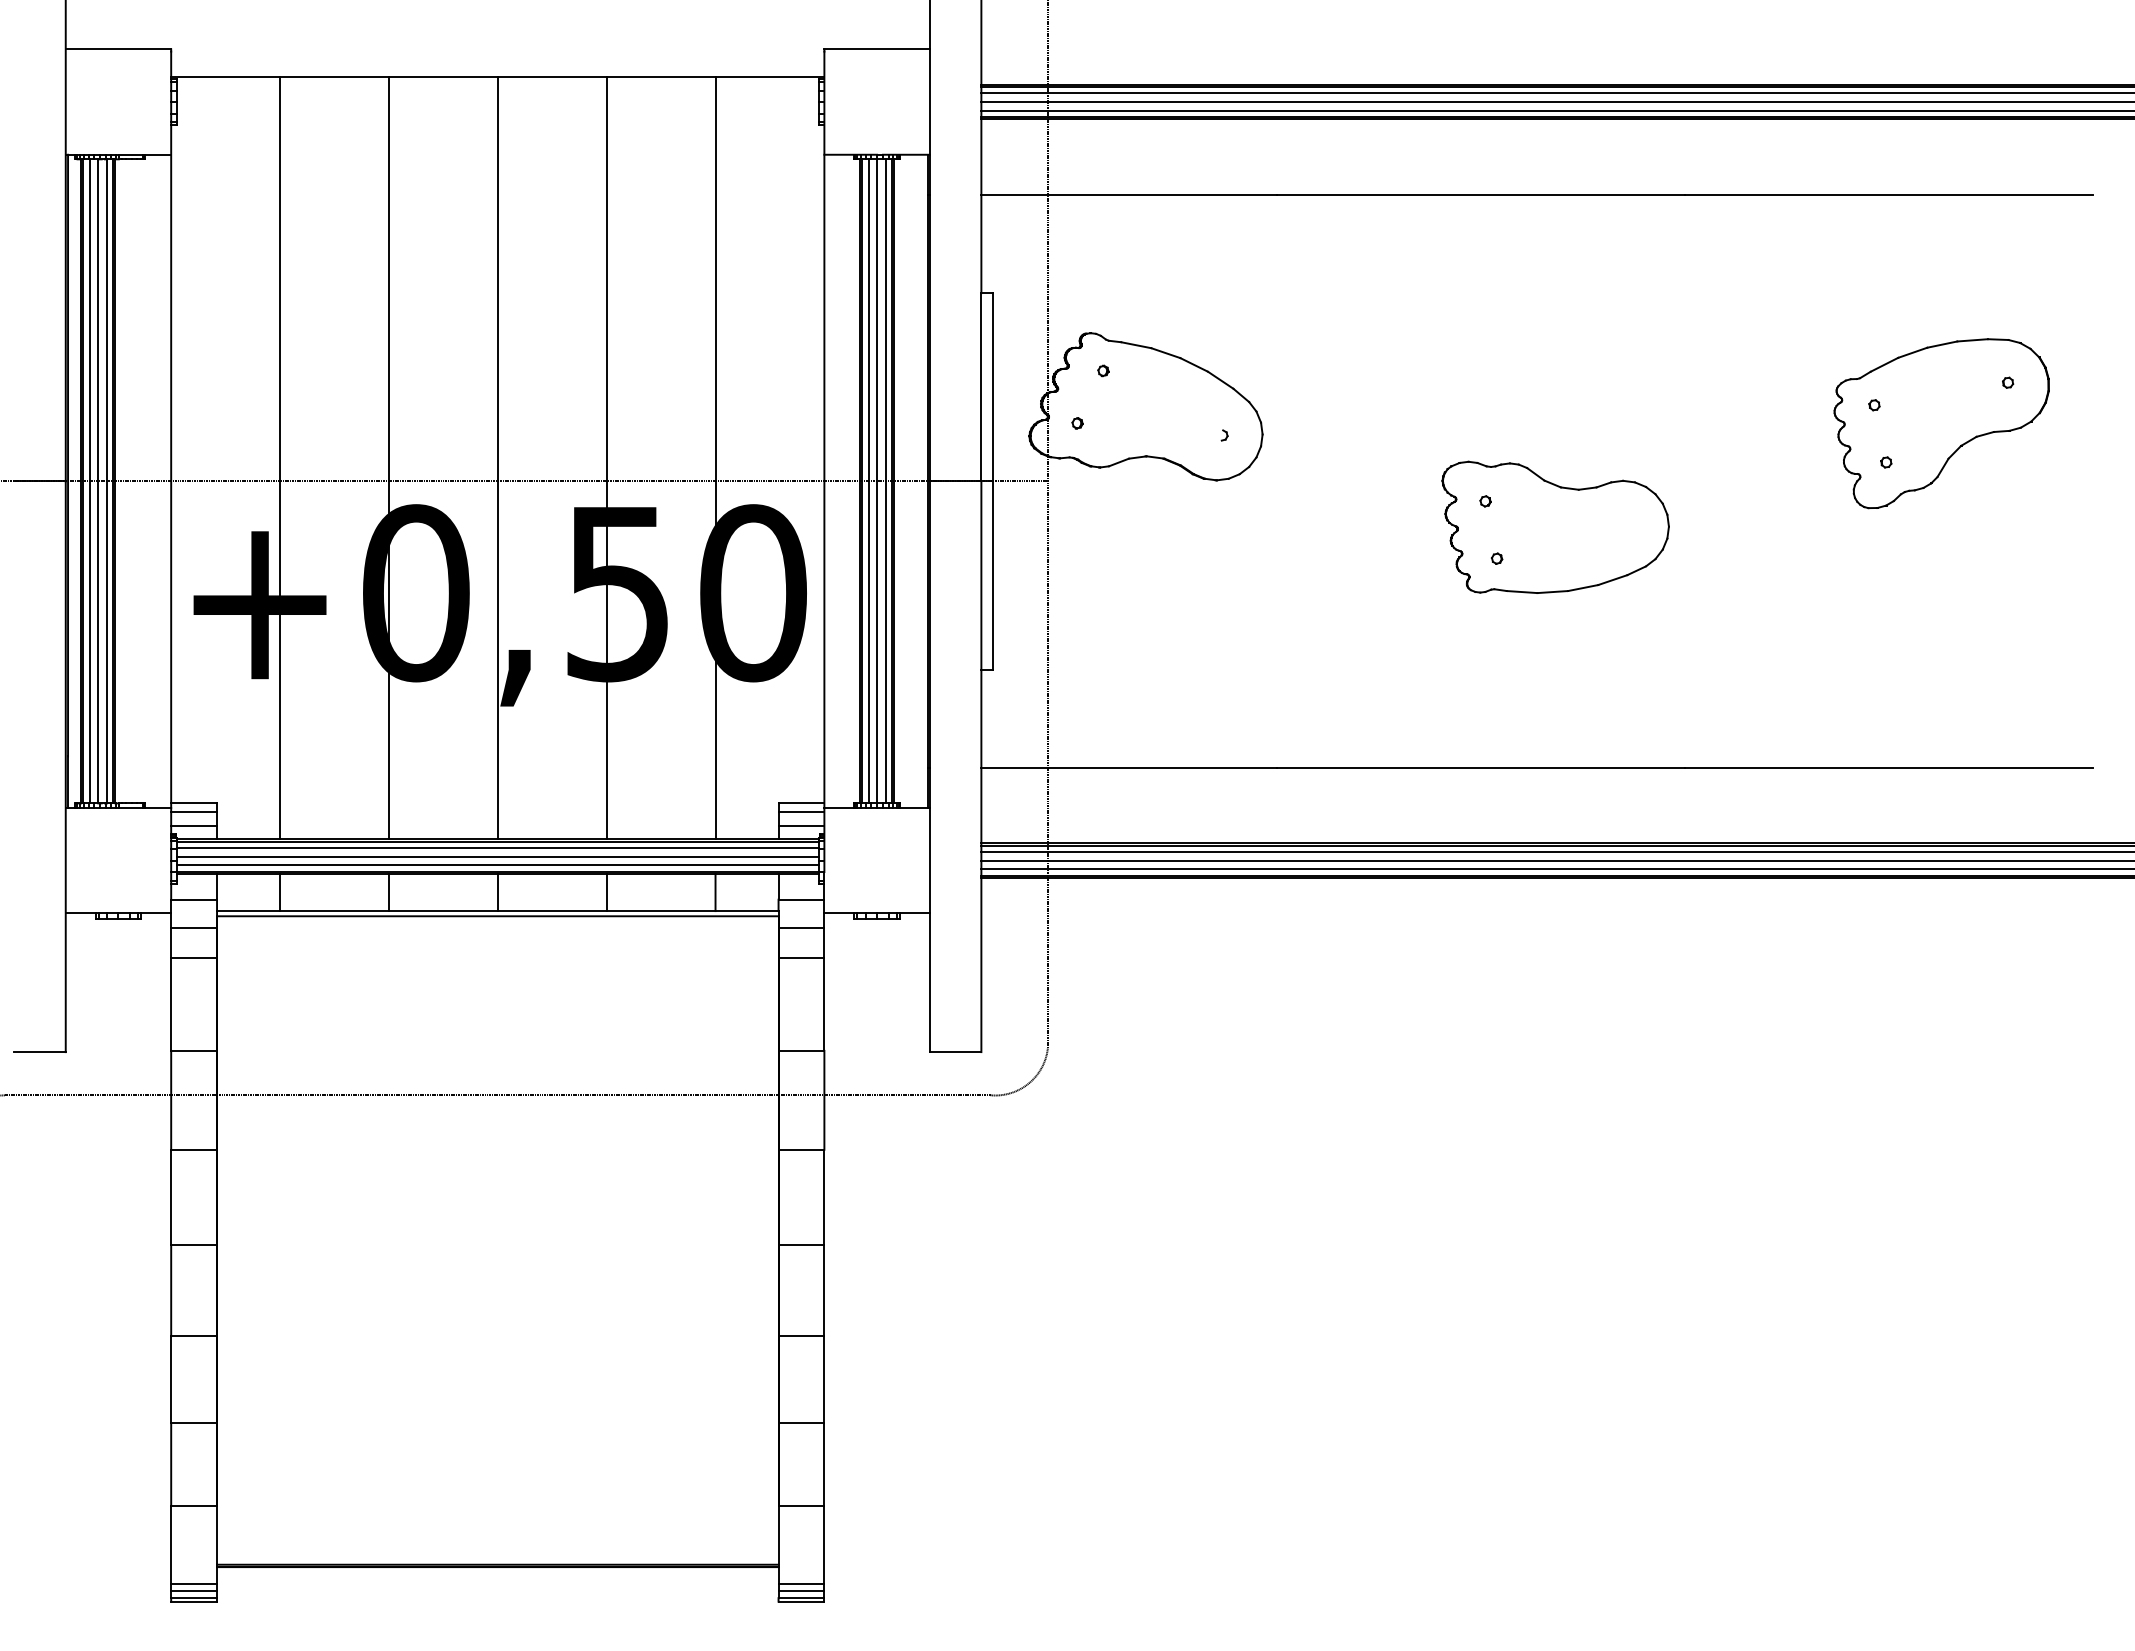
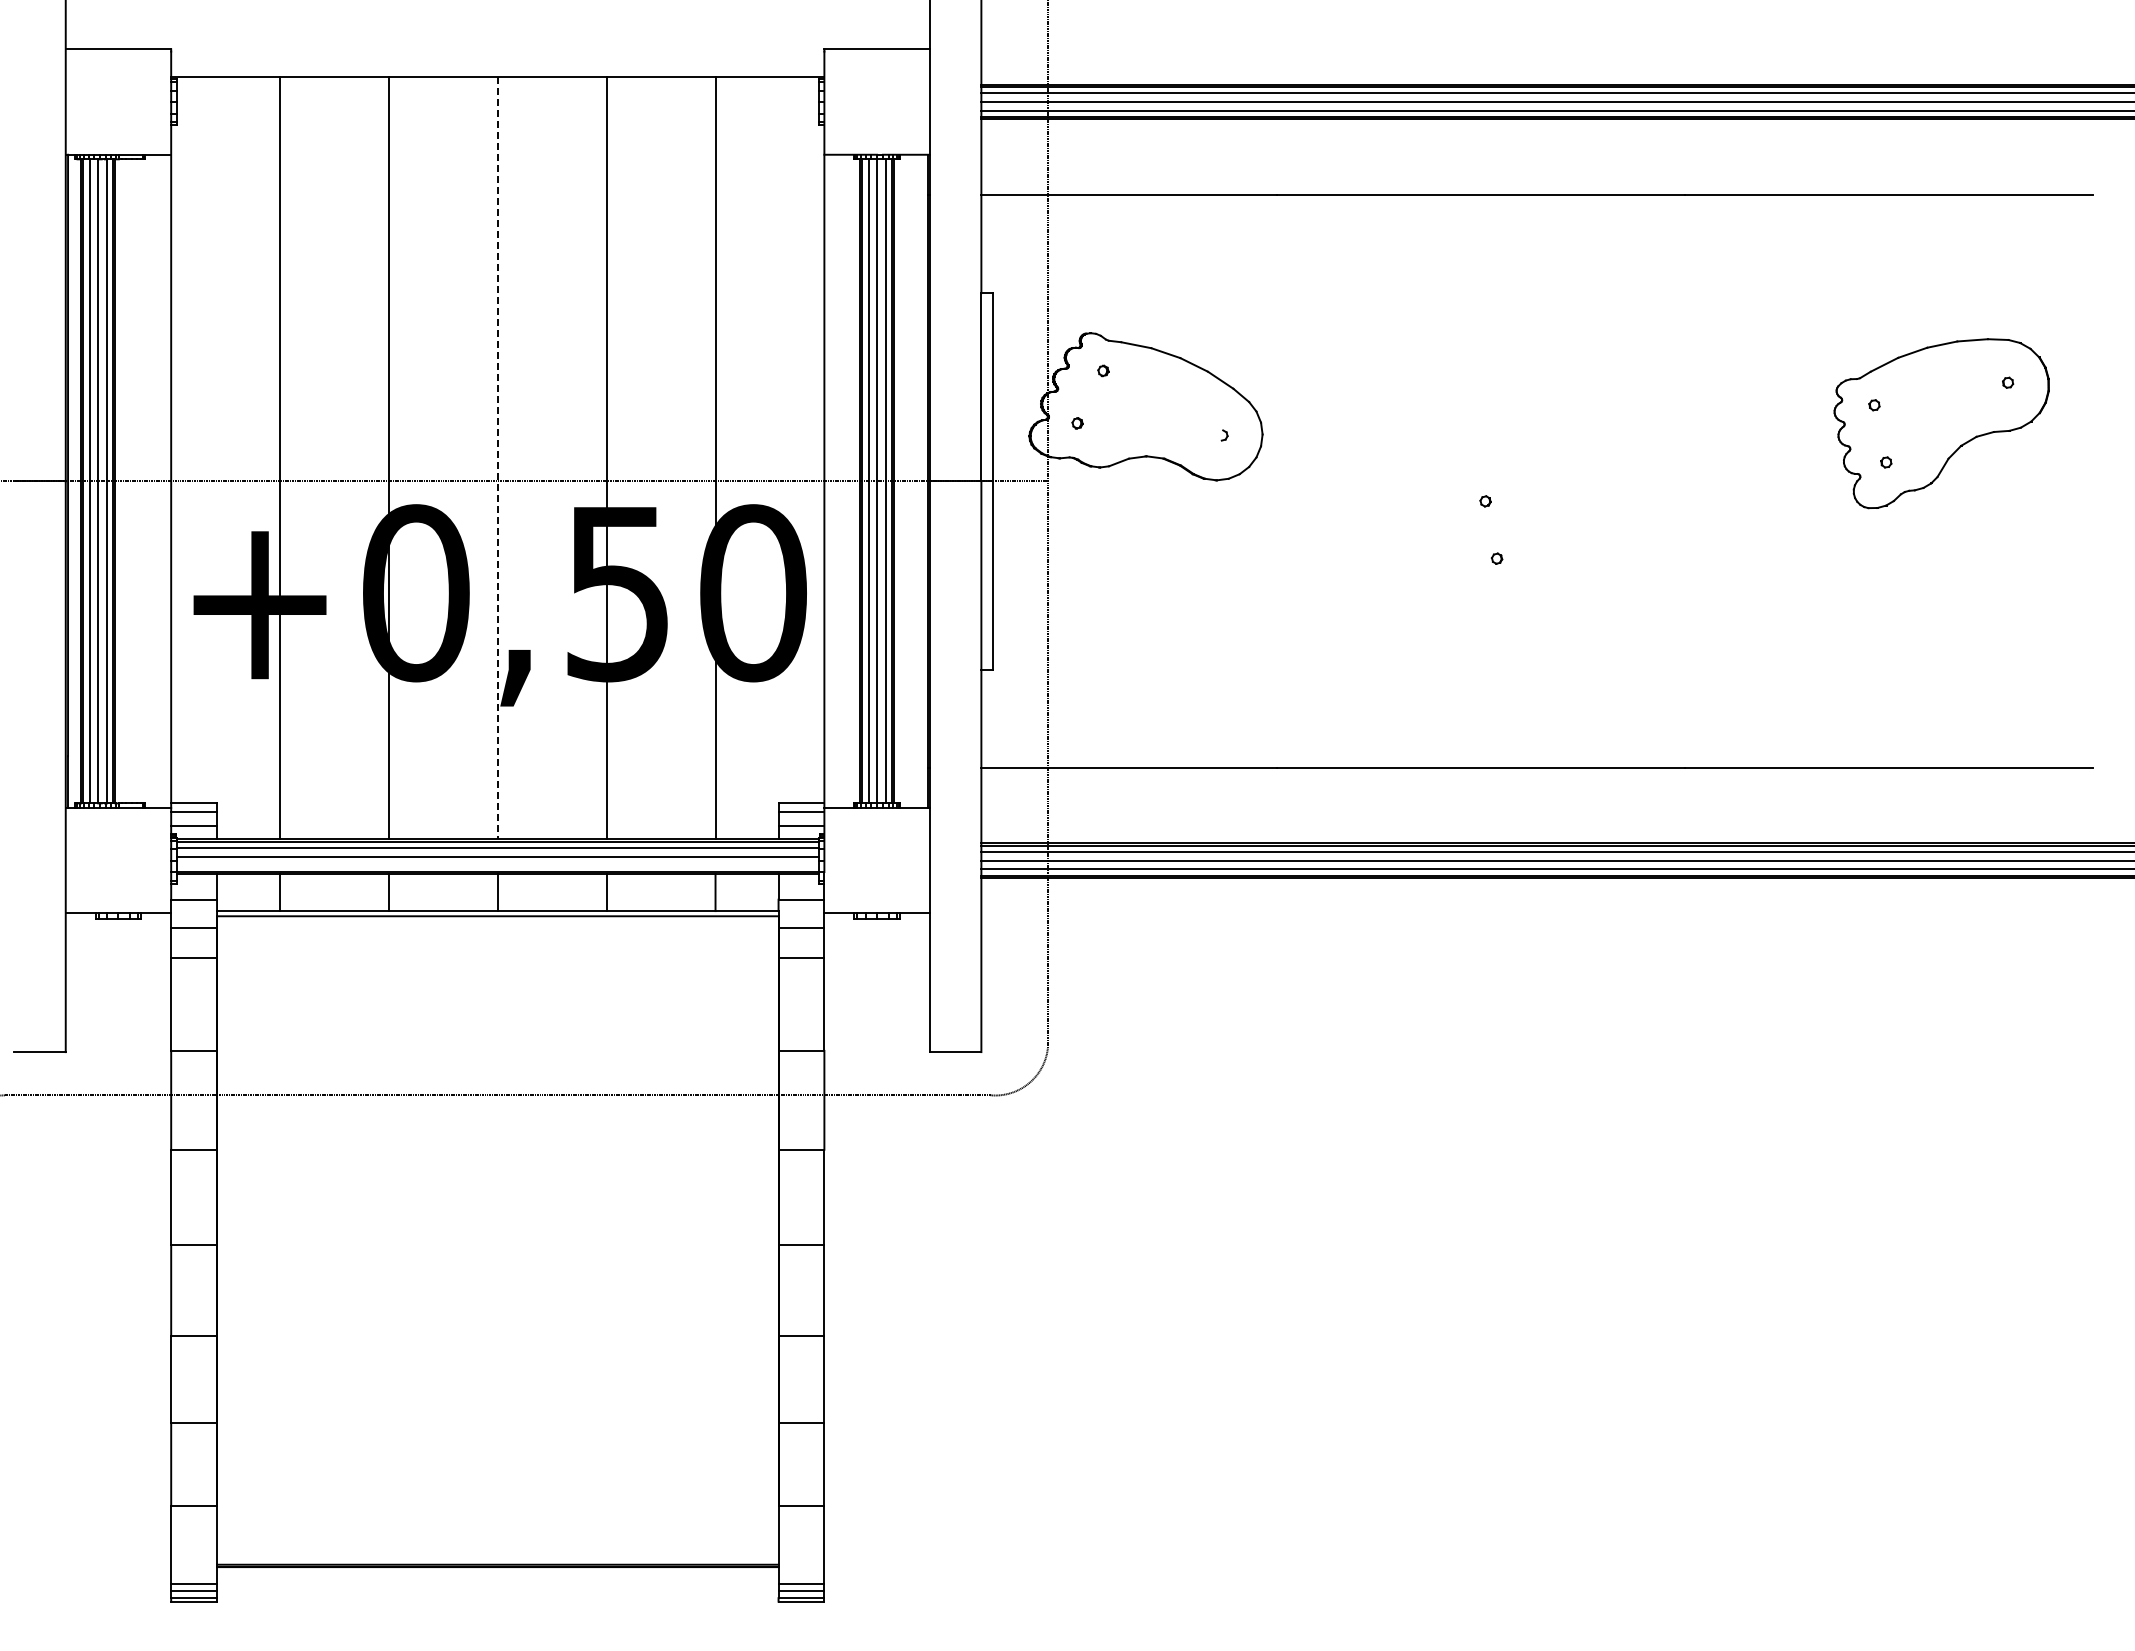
line: solid -> dashed (497, 458)
part: present -> none (1555, 526)
line: present -> none (497, 865)
